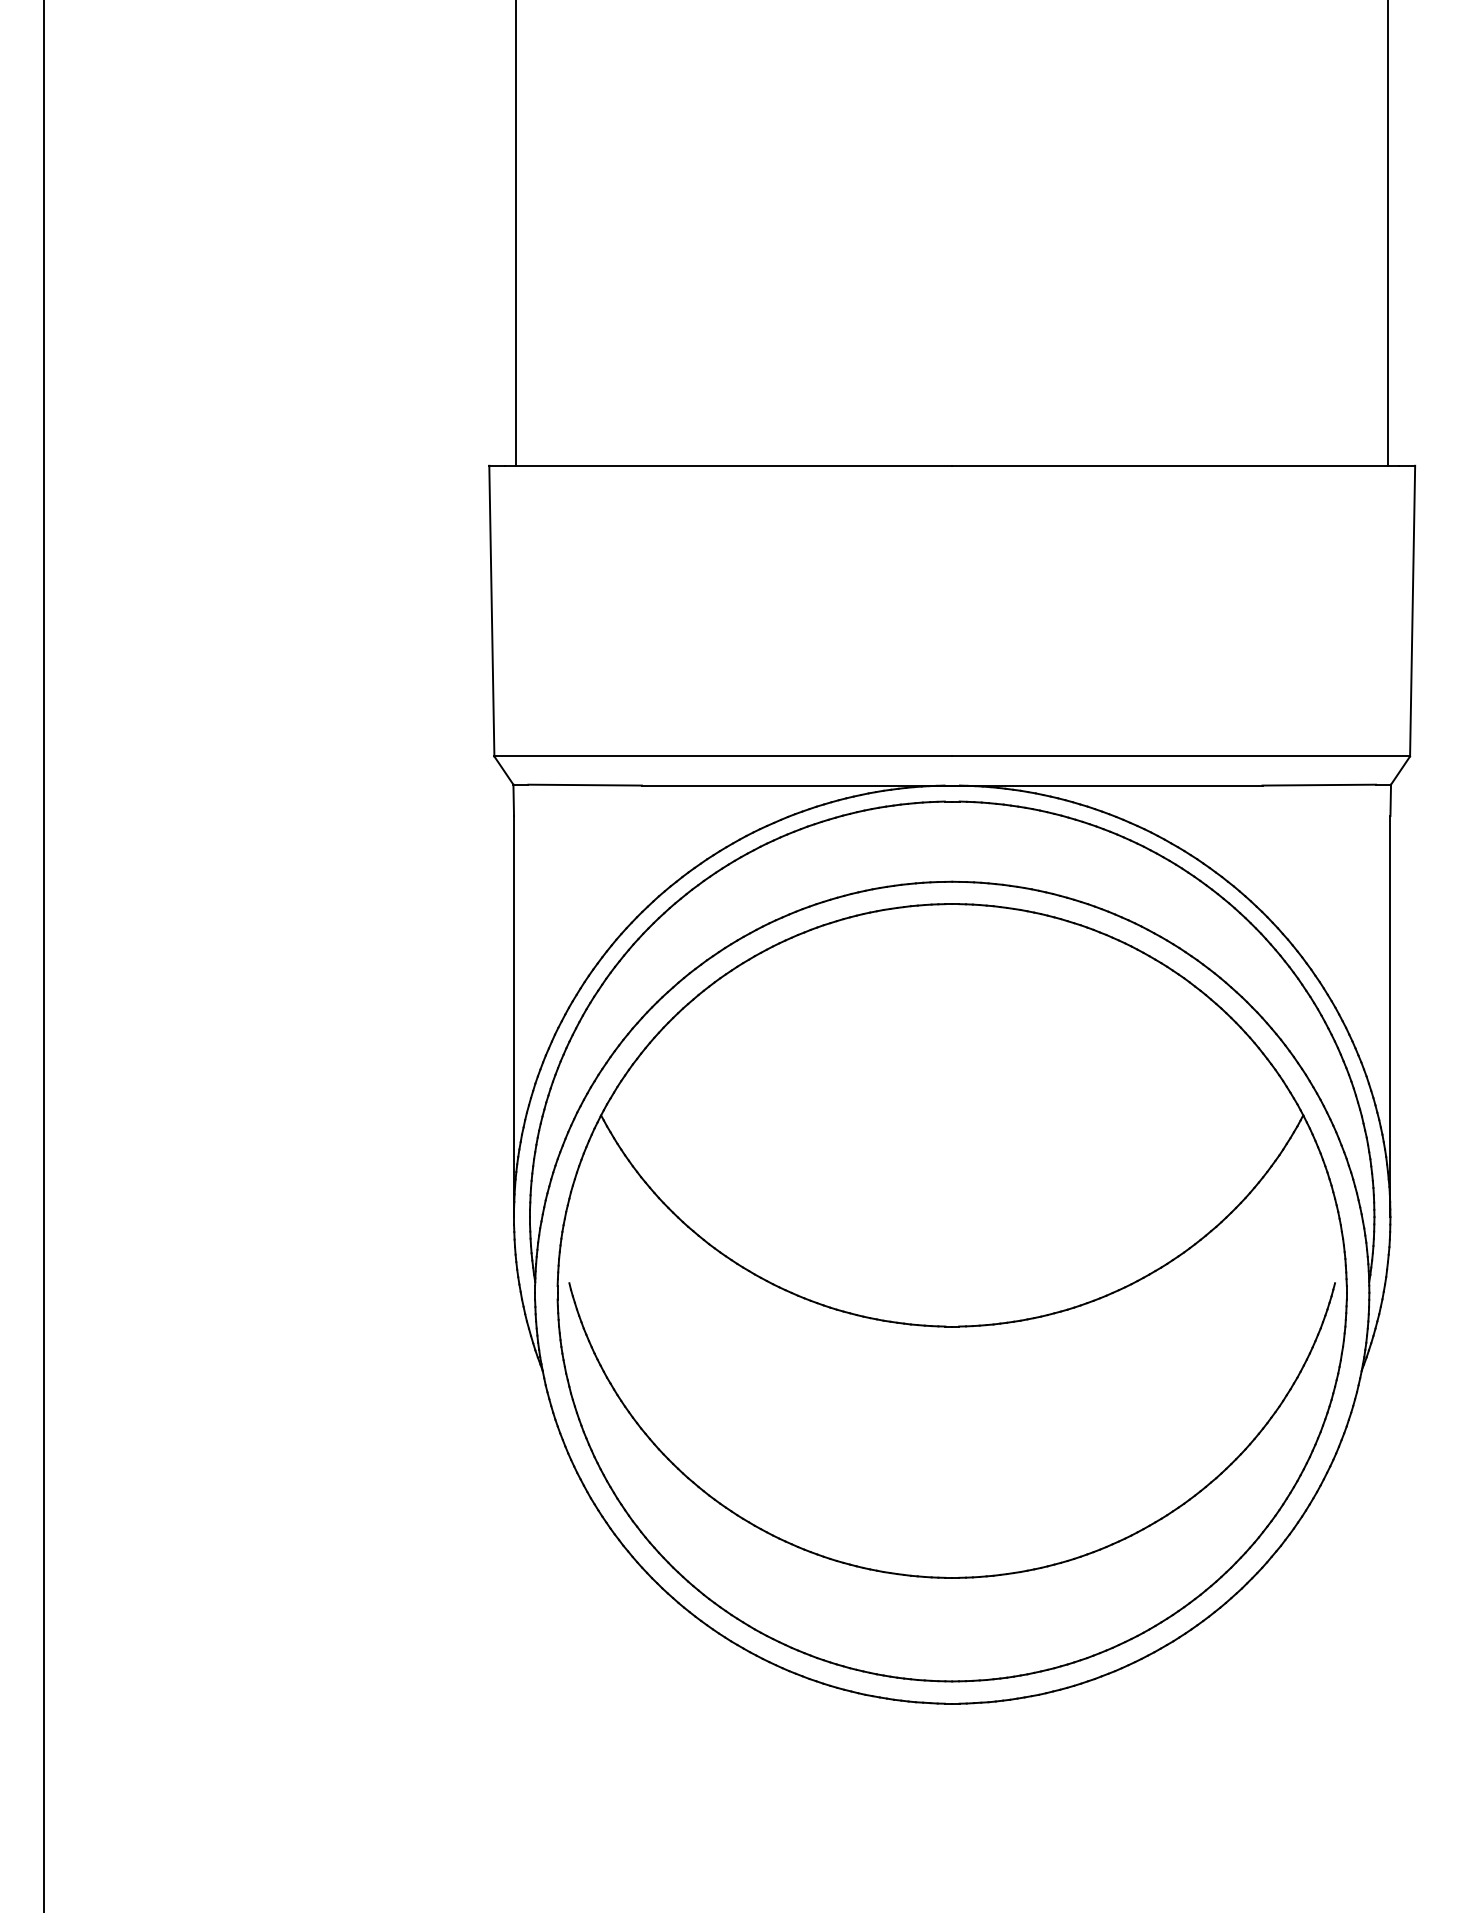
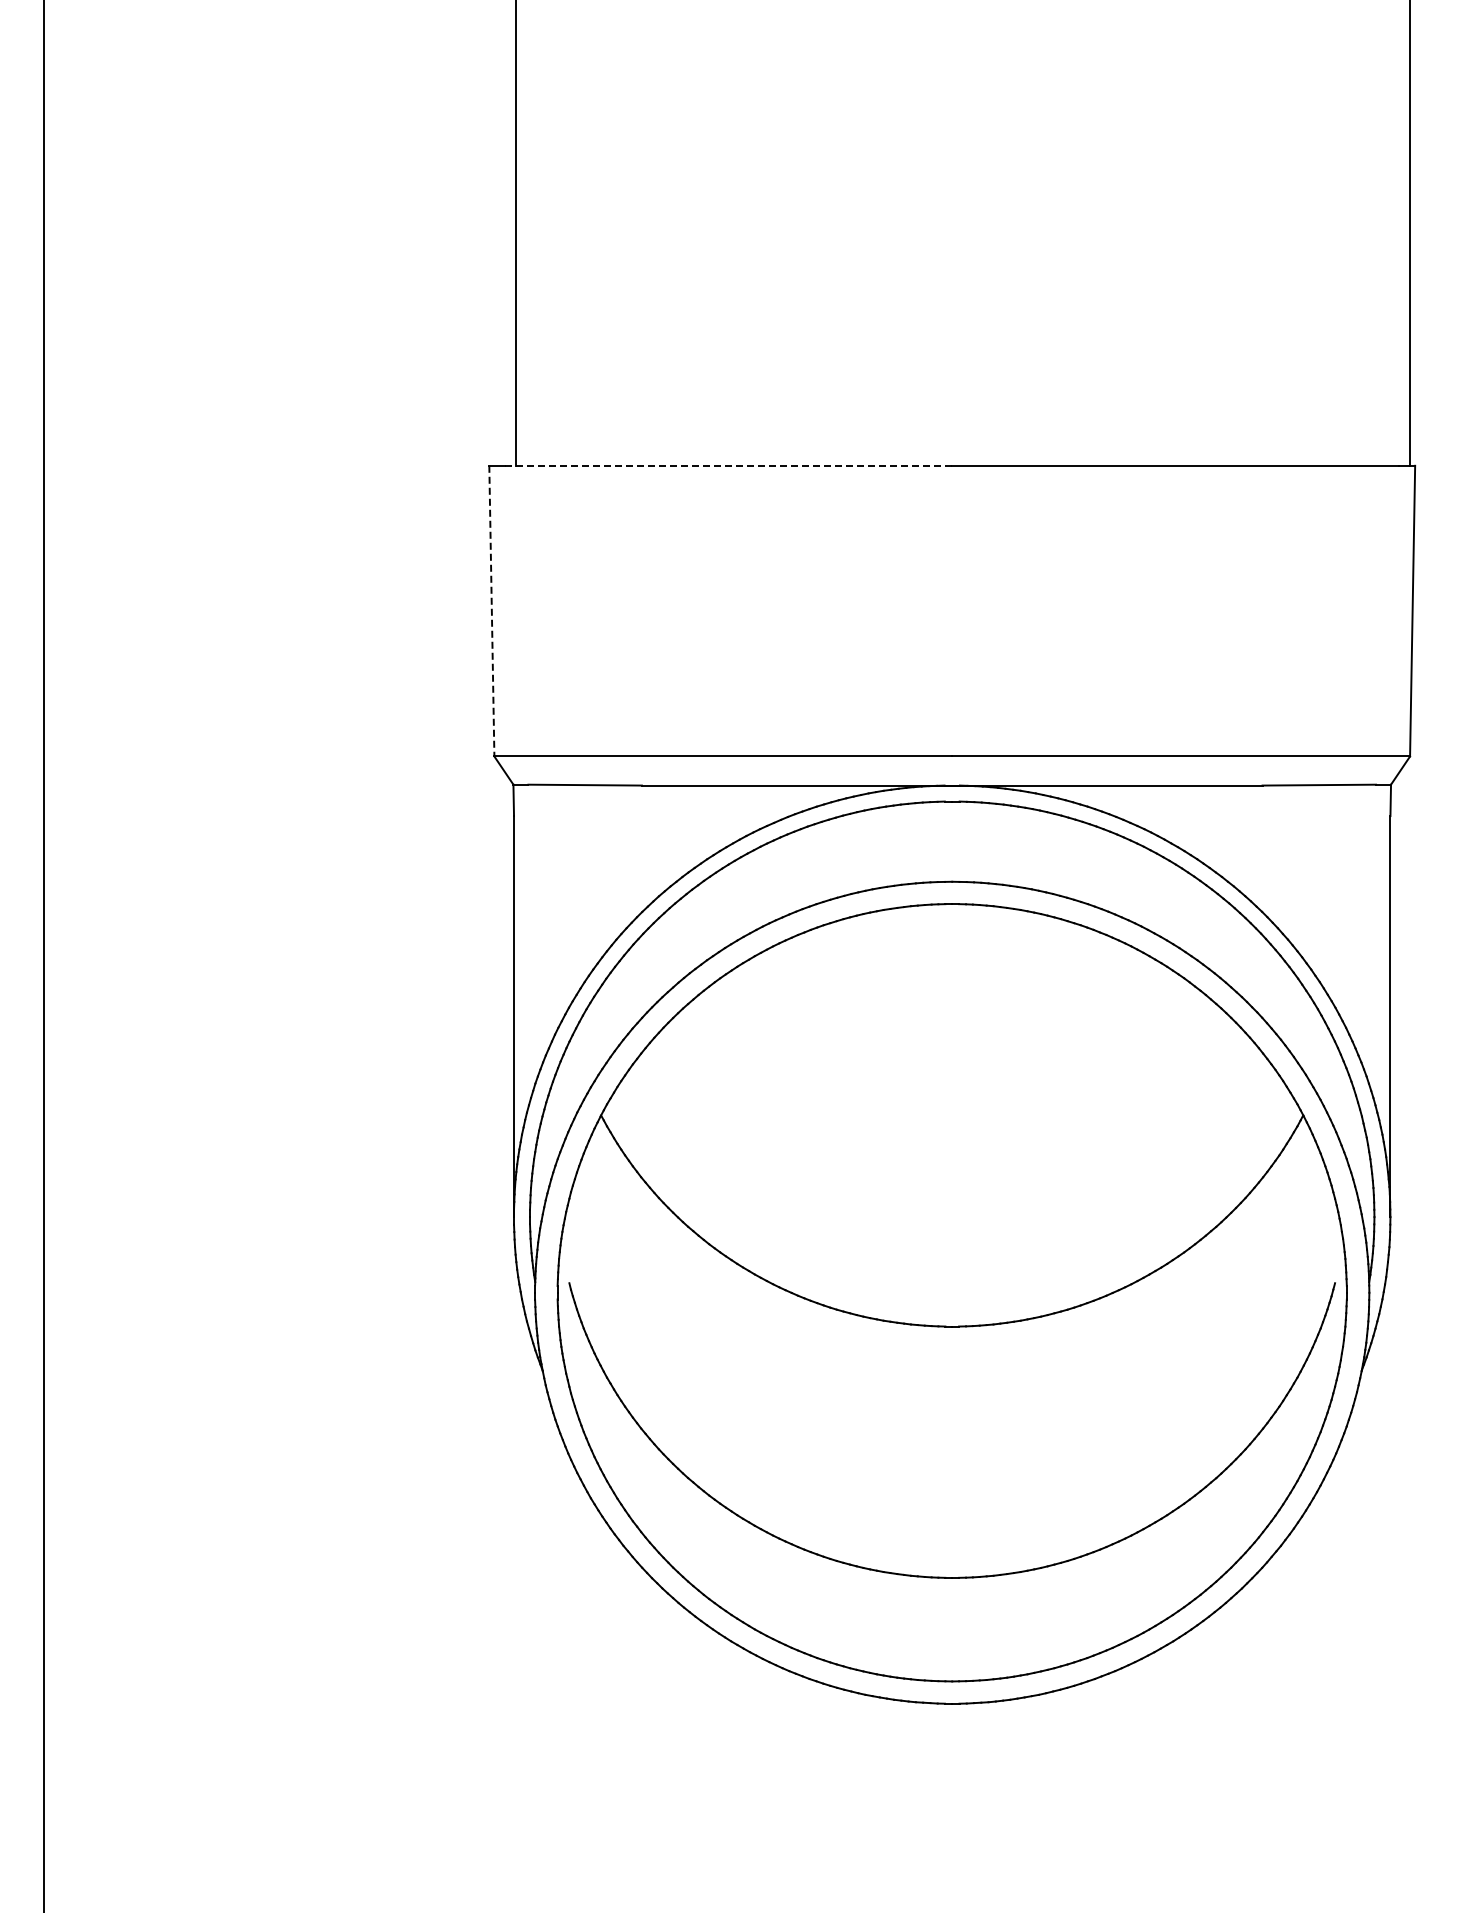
line position: (1388, 233) -> (1410, 233) (1410, 233)
line: solid -> dashed (729, 465)
line: solid -> dashed (491, 611)
